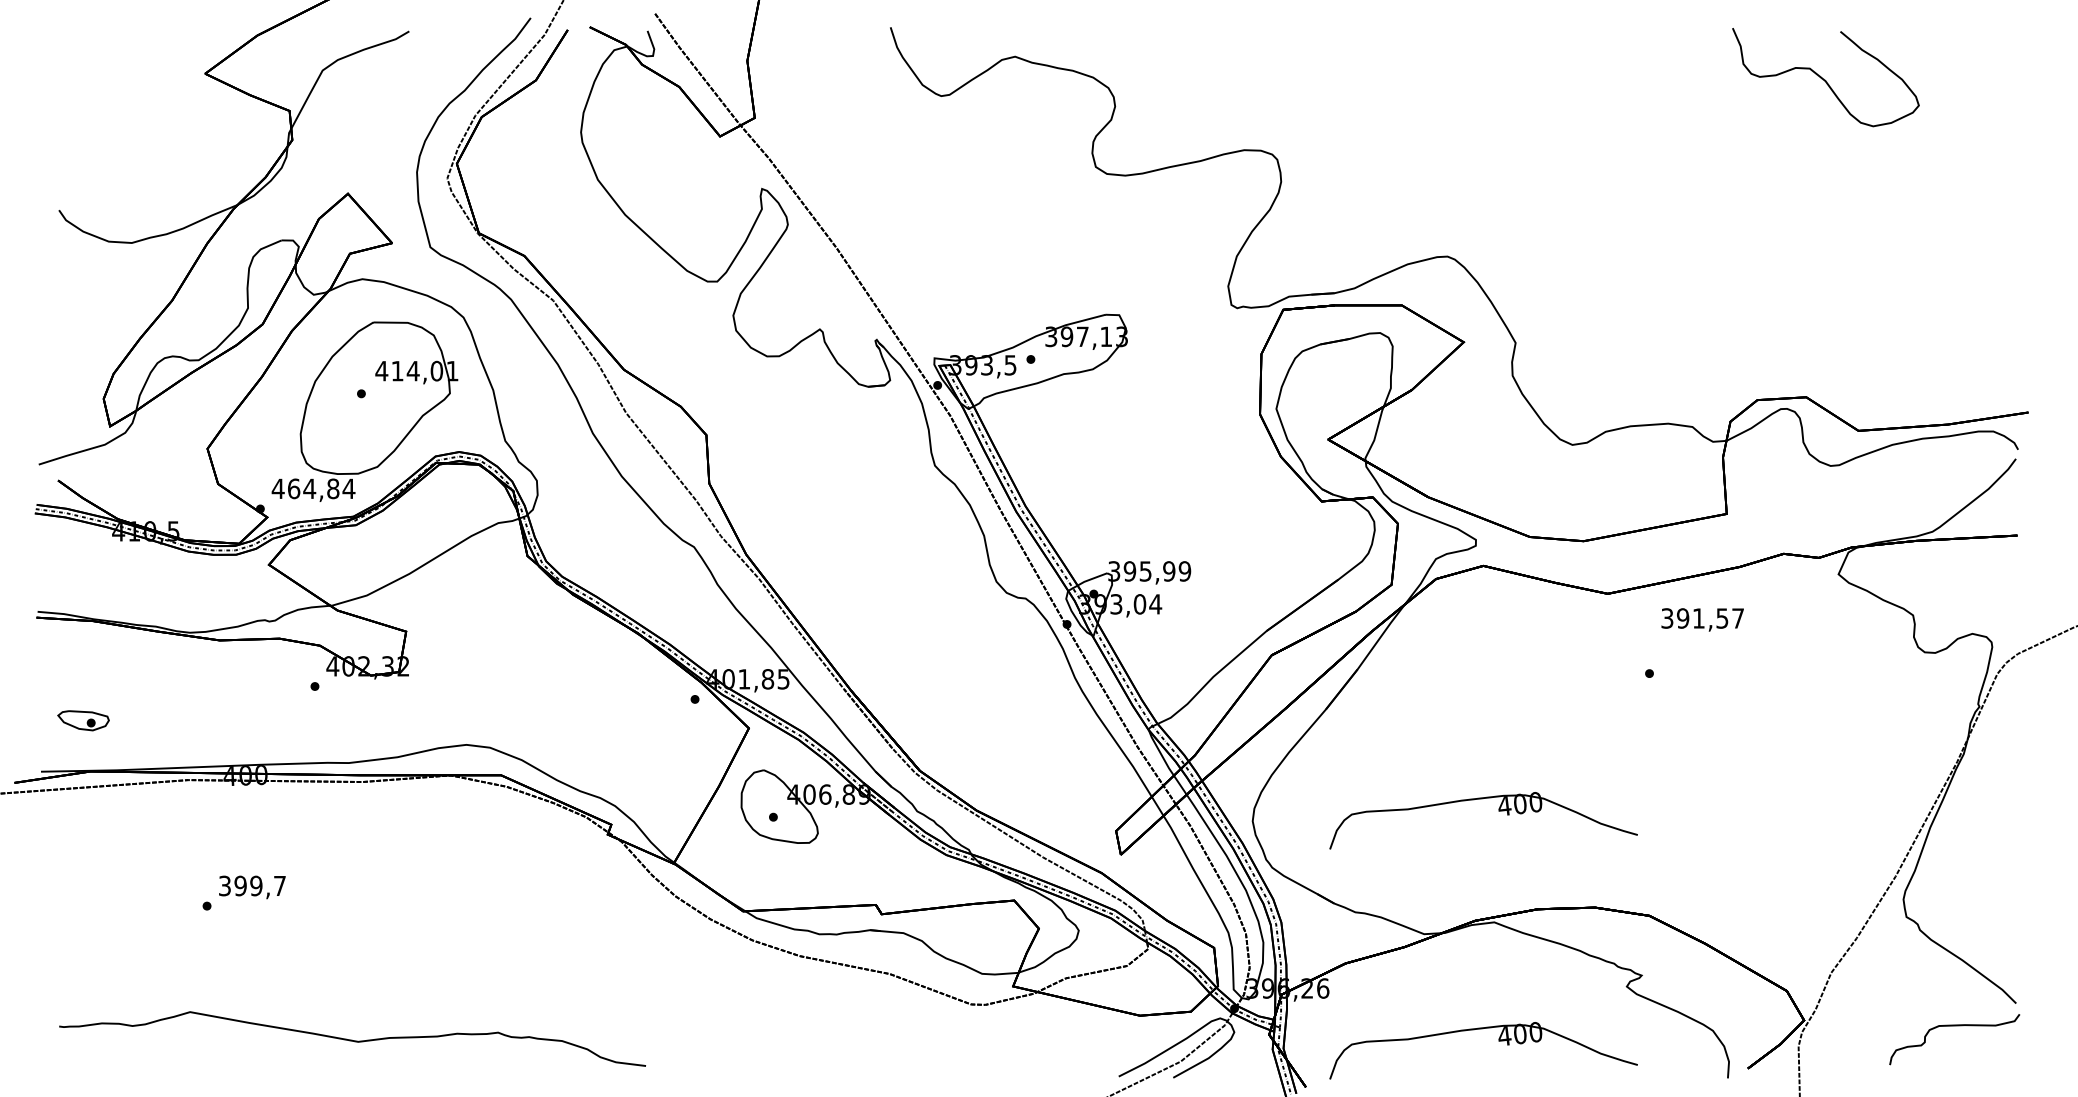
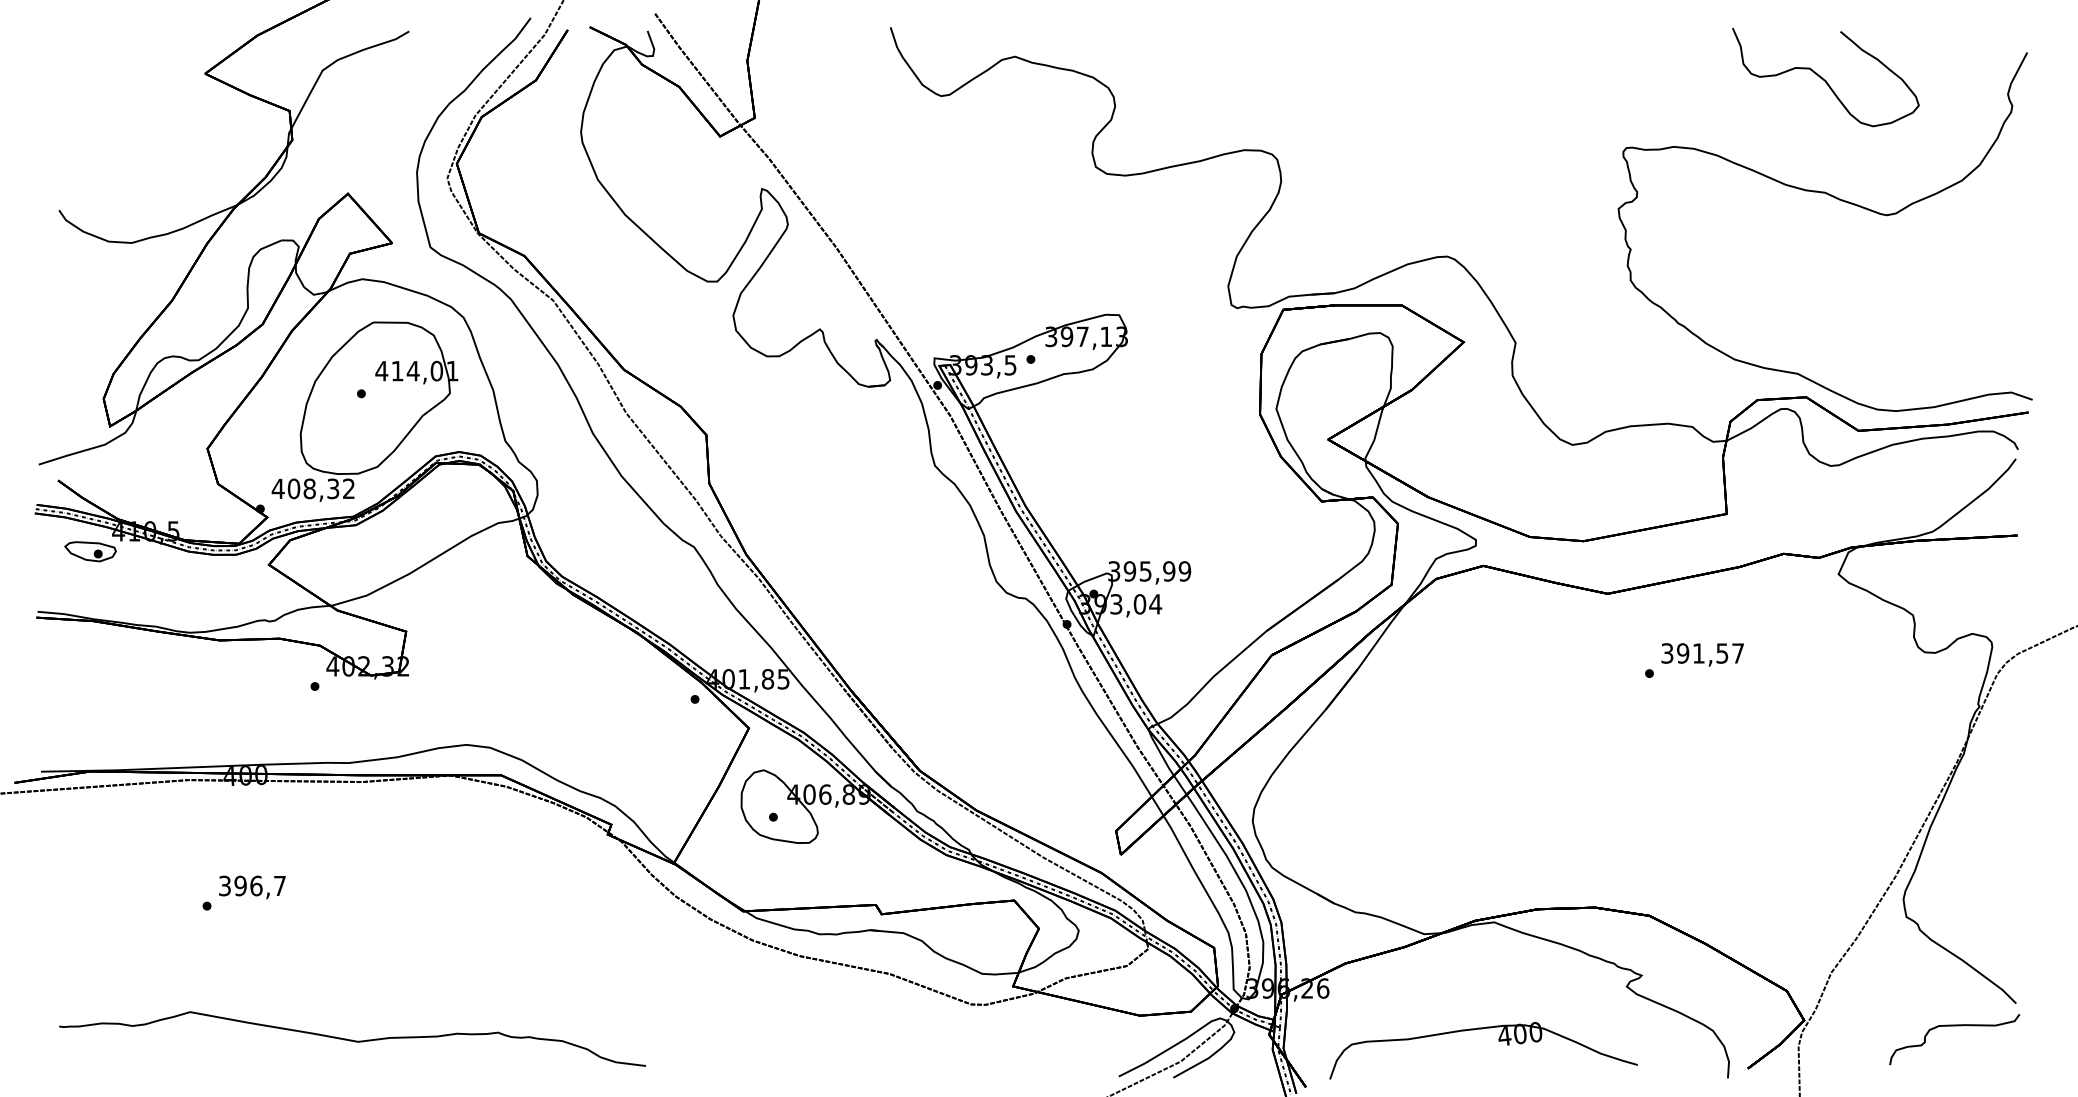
curve: none -> present (1839, 200)
text: 464,84 -> 408,32 (321, 488)
text position: (1702, 619) -> (1702, 654) (1702, 654)
part position: (83, 720) -> (90, 551) (90, 551)
part: present -> none (1498, 811)
text: 399,7 -> 396,7 (256, 885)
